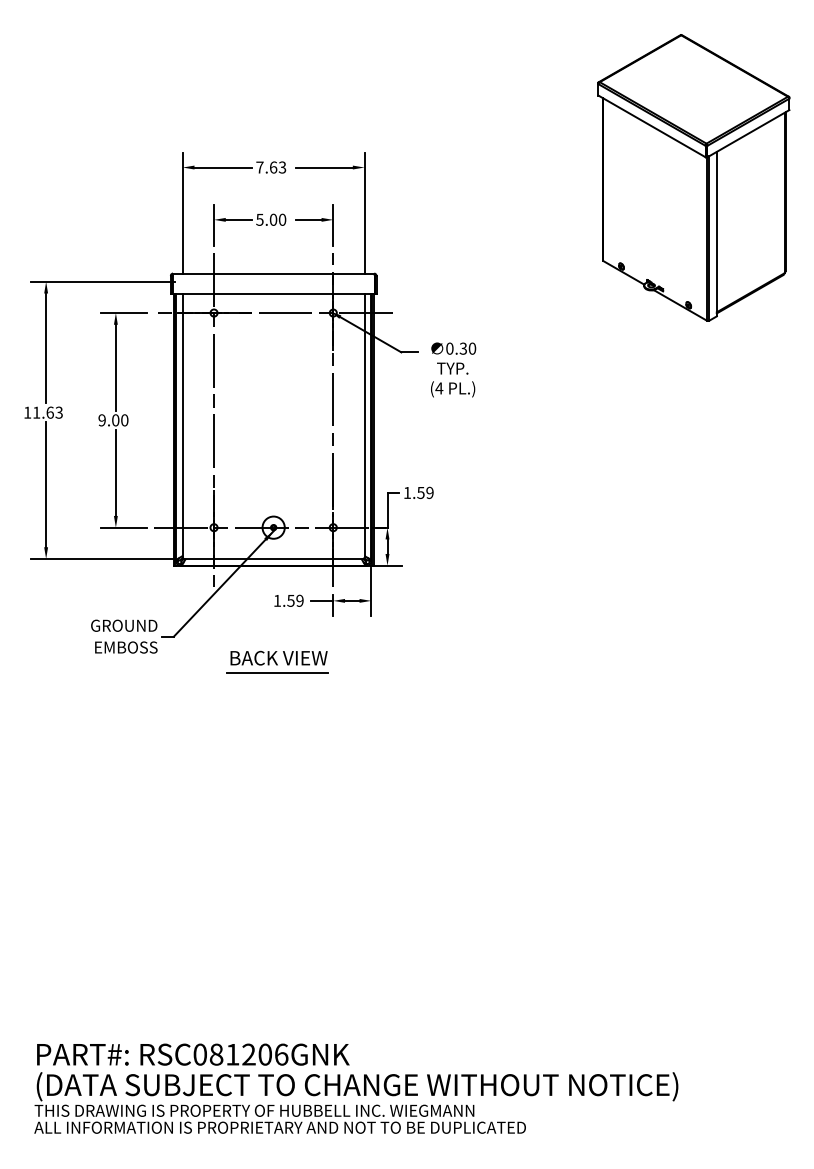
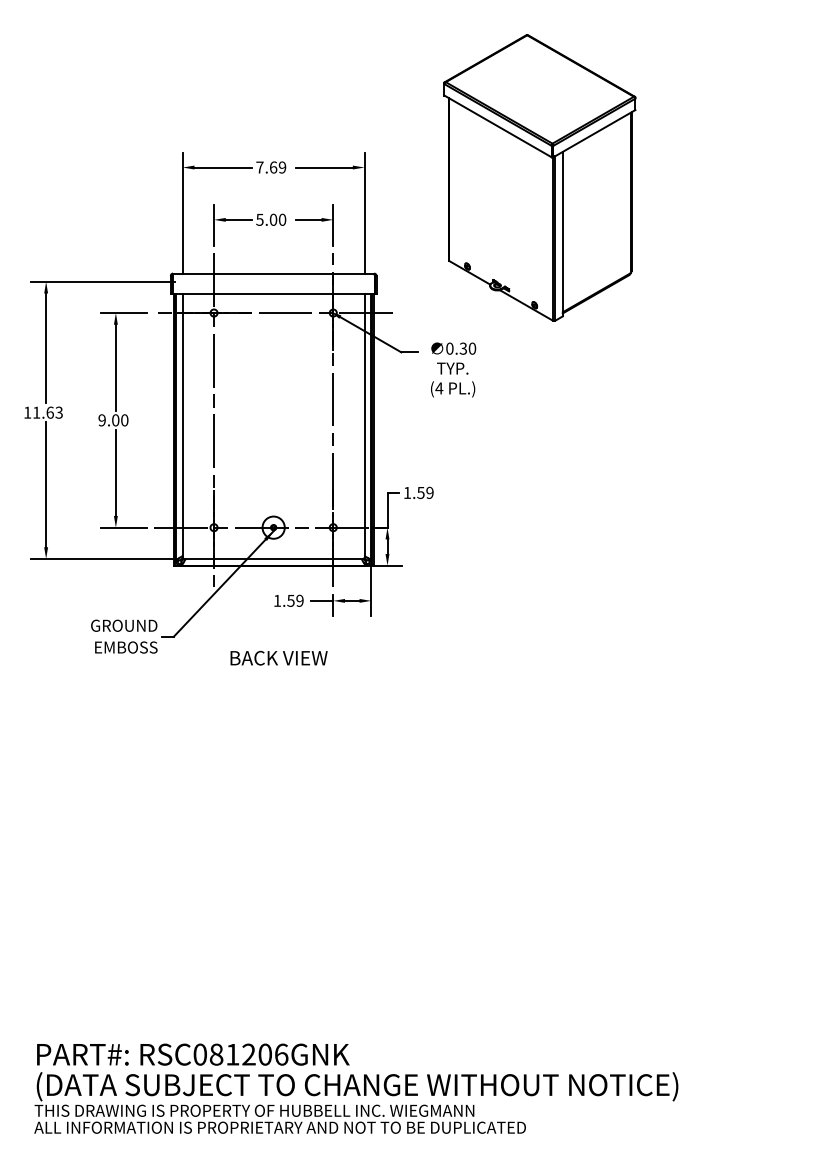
text: 7.63 -> 7.69 (282, 167)
part position: (693, 177) -> (539, 177) (539, 177)
line: present -> none (277, 672)
